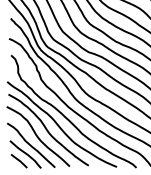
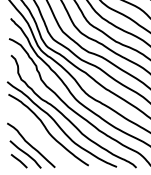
curve: present -> none (38, 136)
